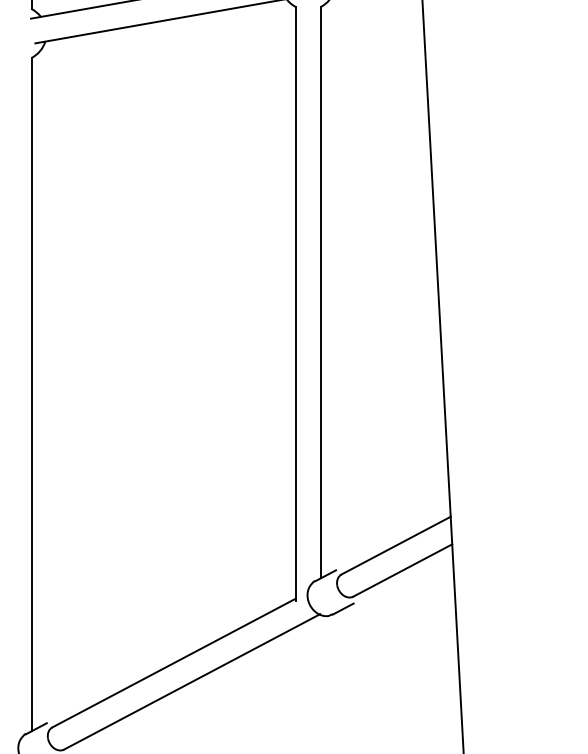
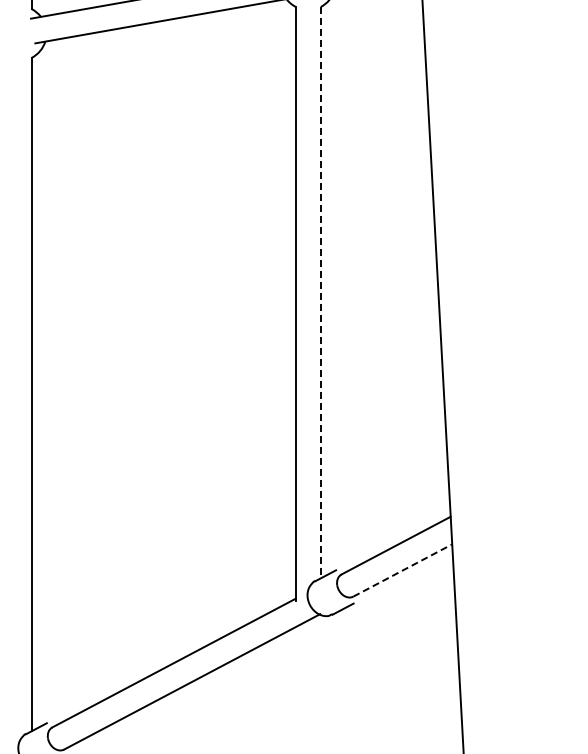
line: solid -> dashed (320, 292)
line: solid -> dashed (402, 570)
